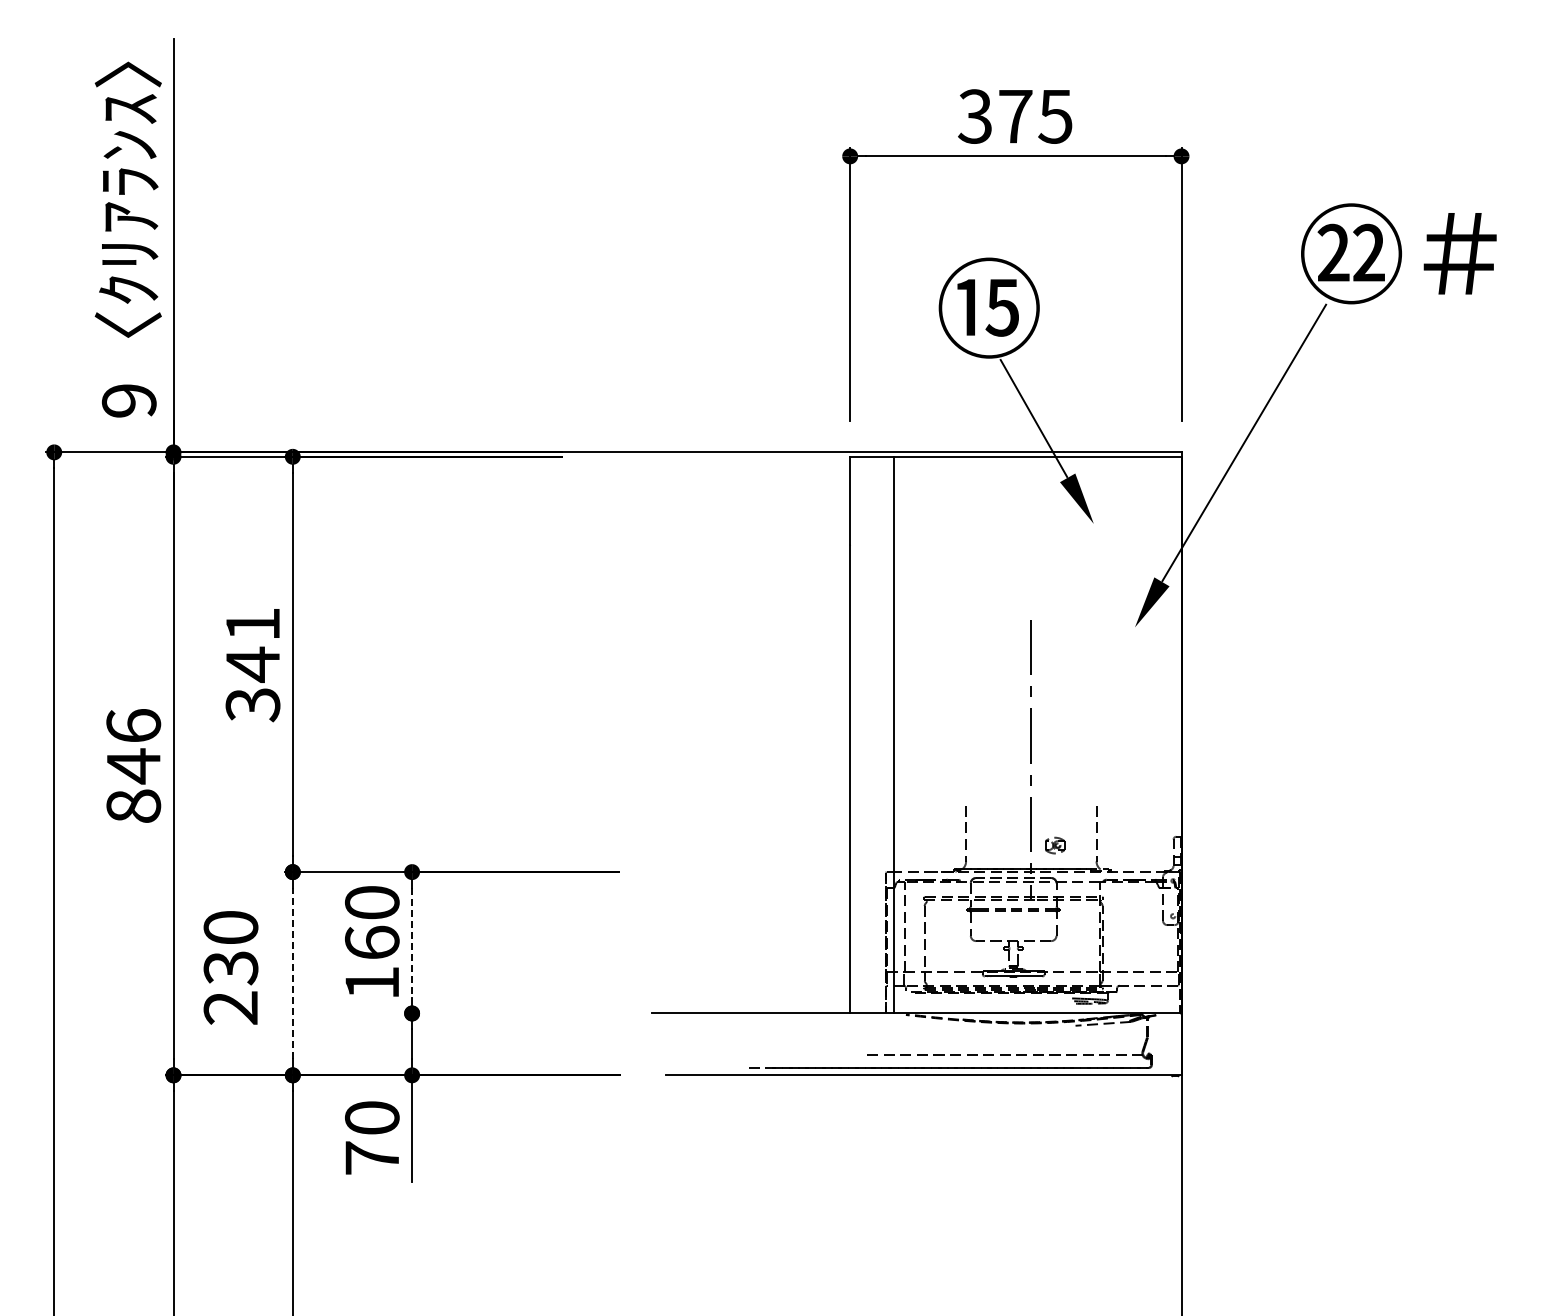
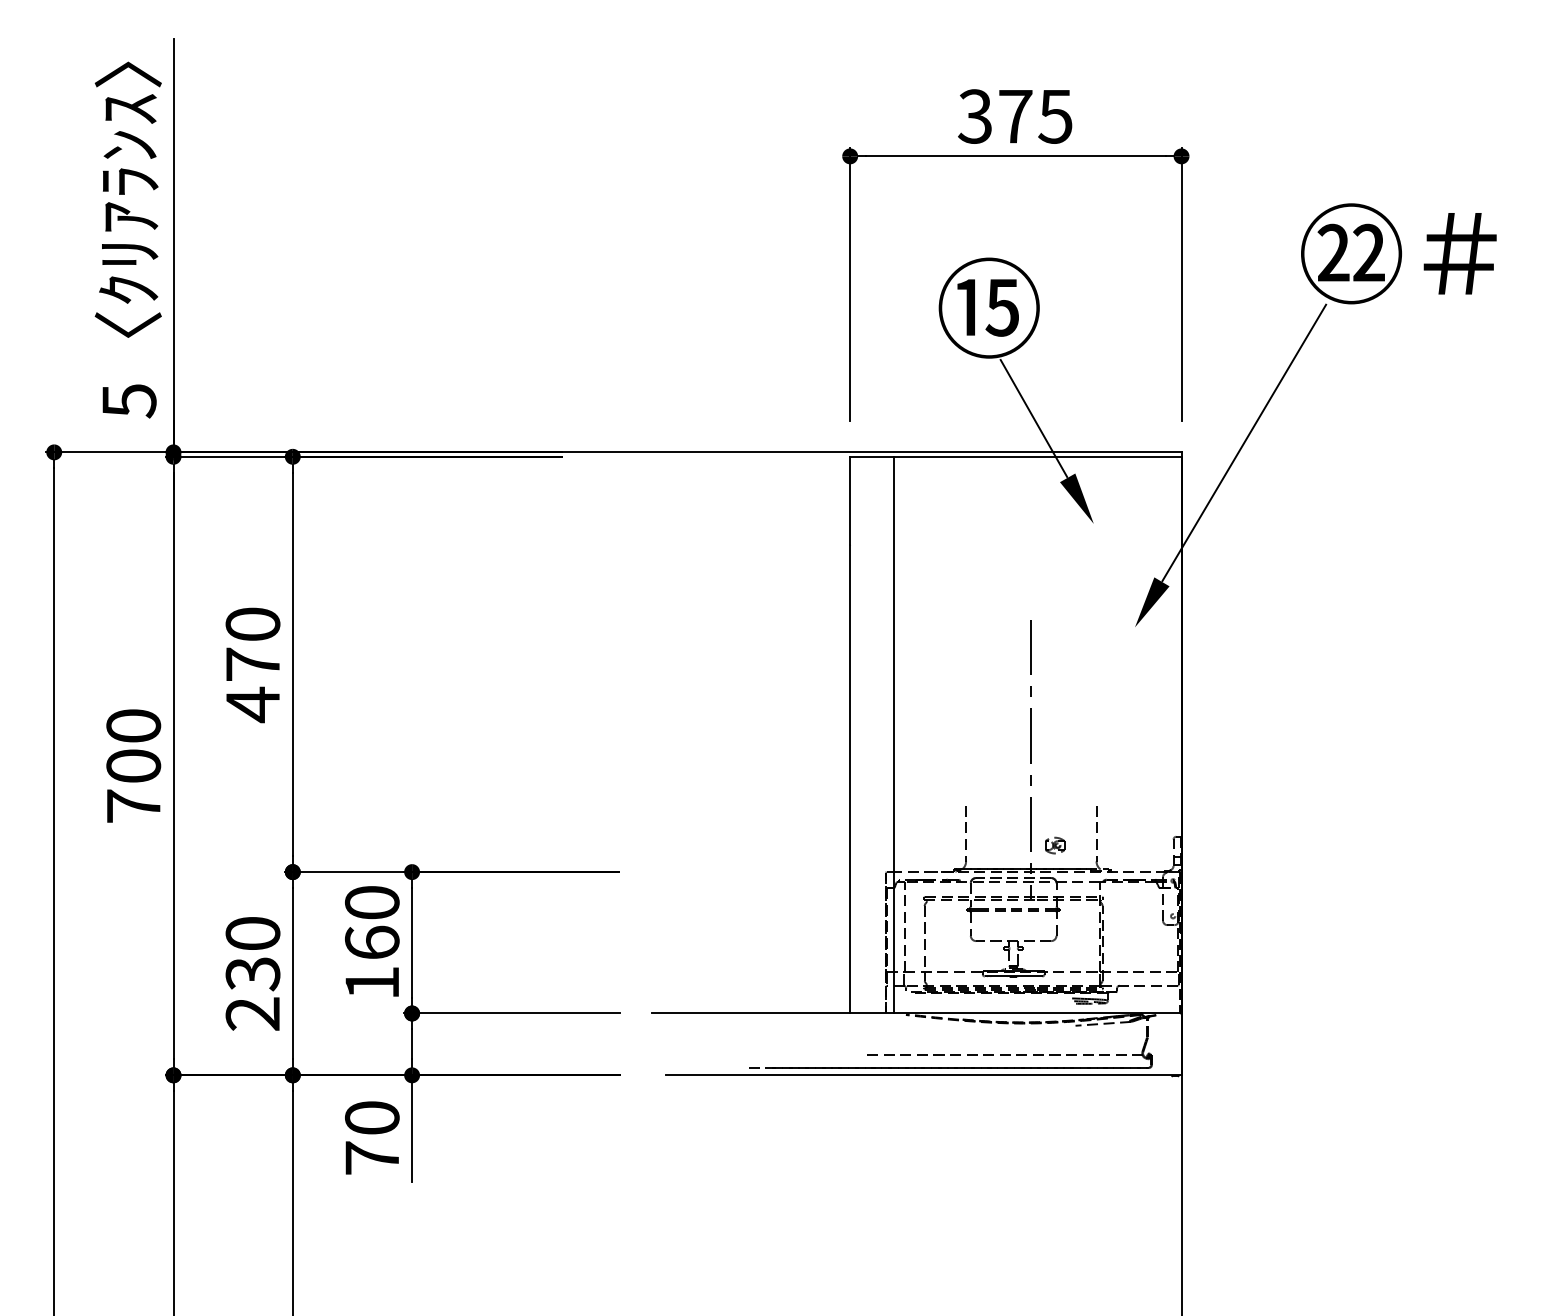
text: 9 -> 5 (128, 401)
text: 341 -> 470 (252, 665)
text: 846 -> 700 (133, 765)
line: dashed -> solid (412, 942)
text position: (230, 967) -> (252, 973) (252, 973)
line: dashed -> solid (292, 973)
line: none -> present (511, 1013)
